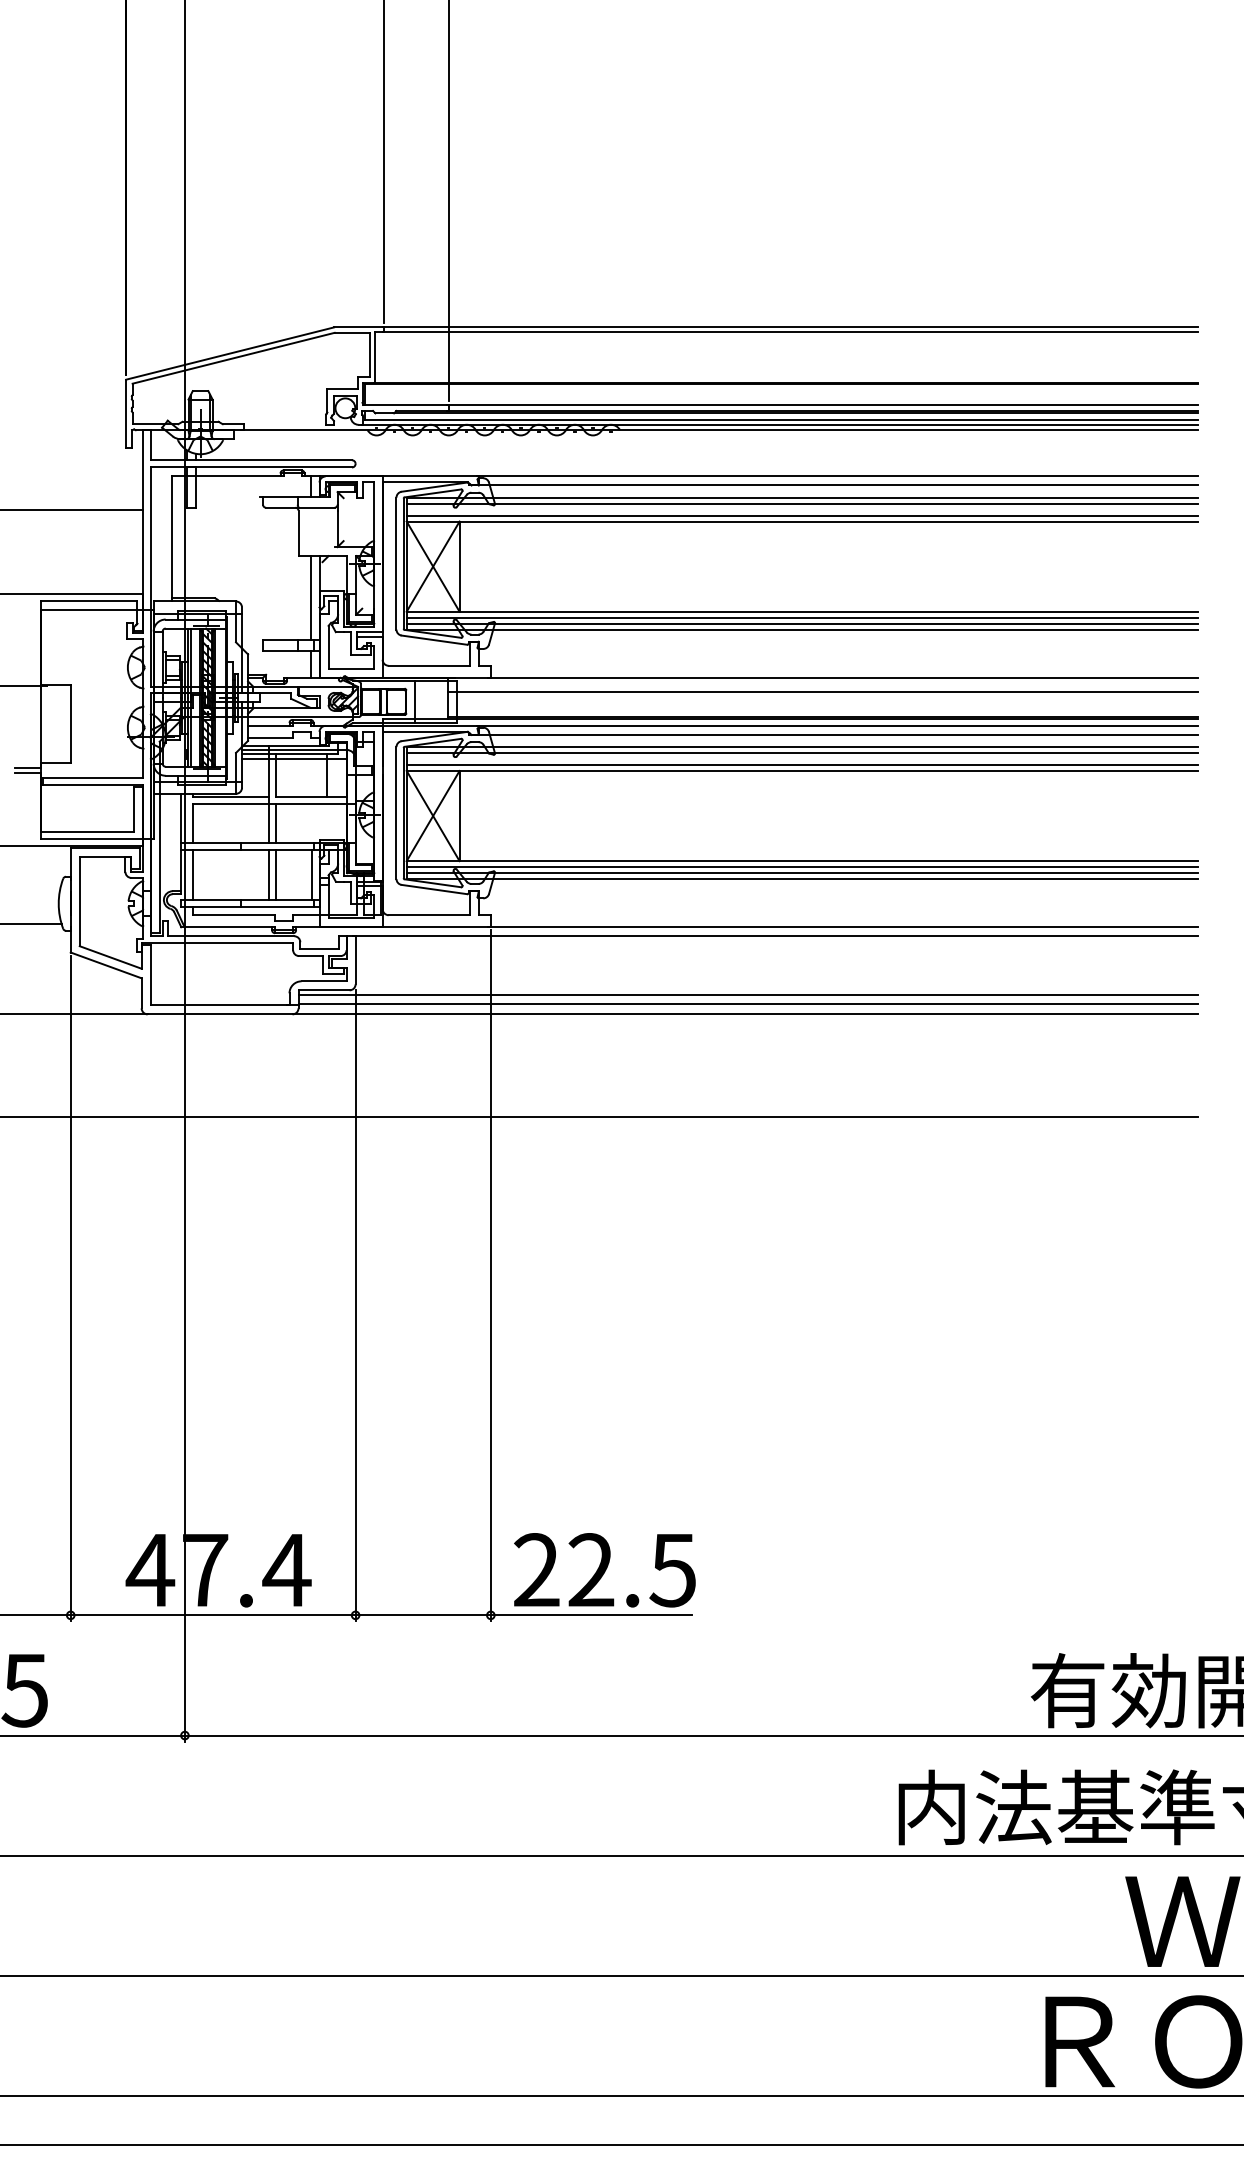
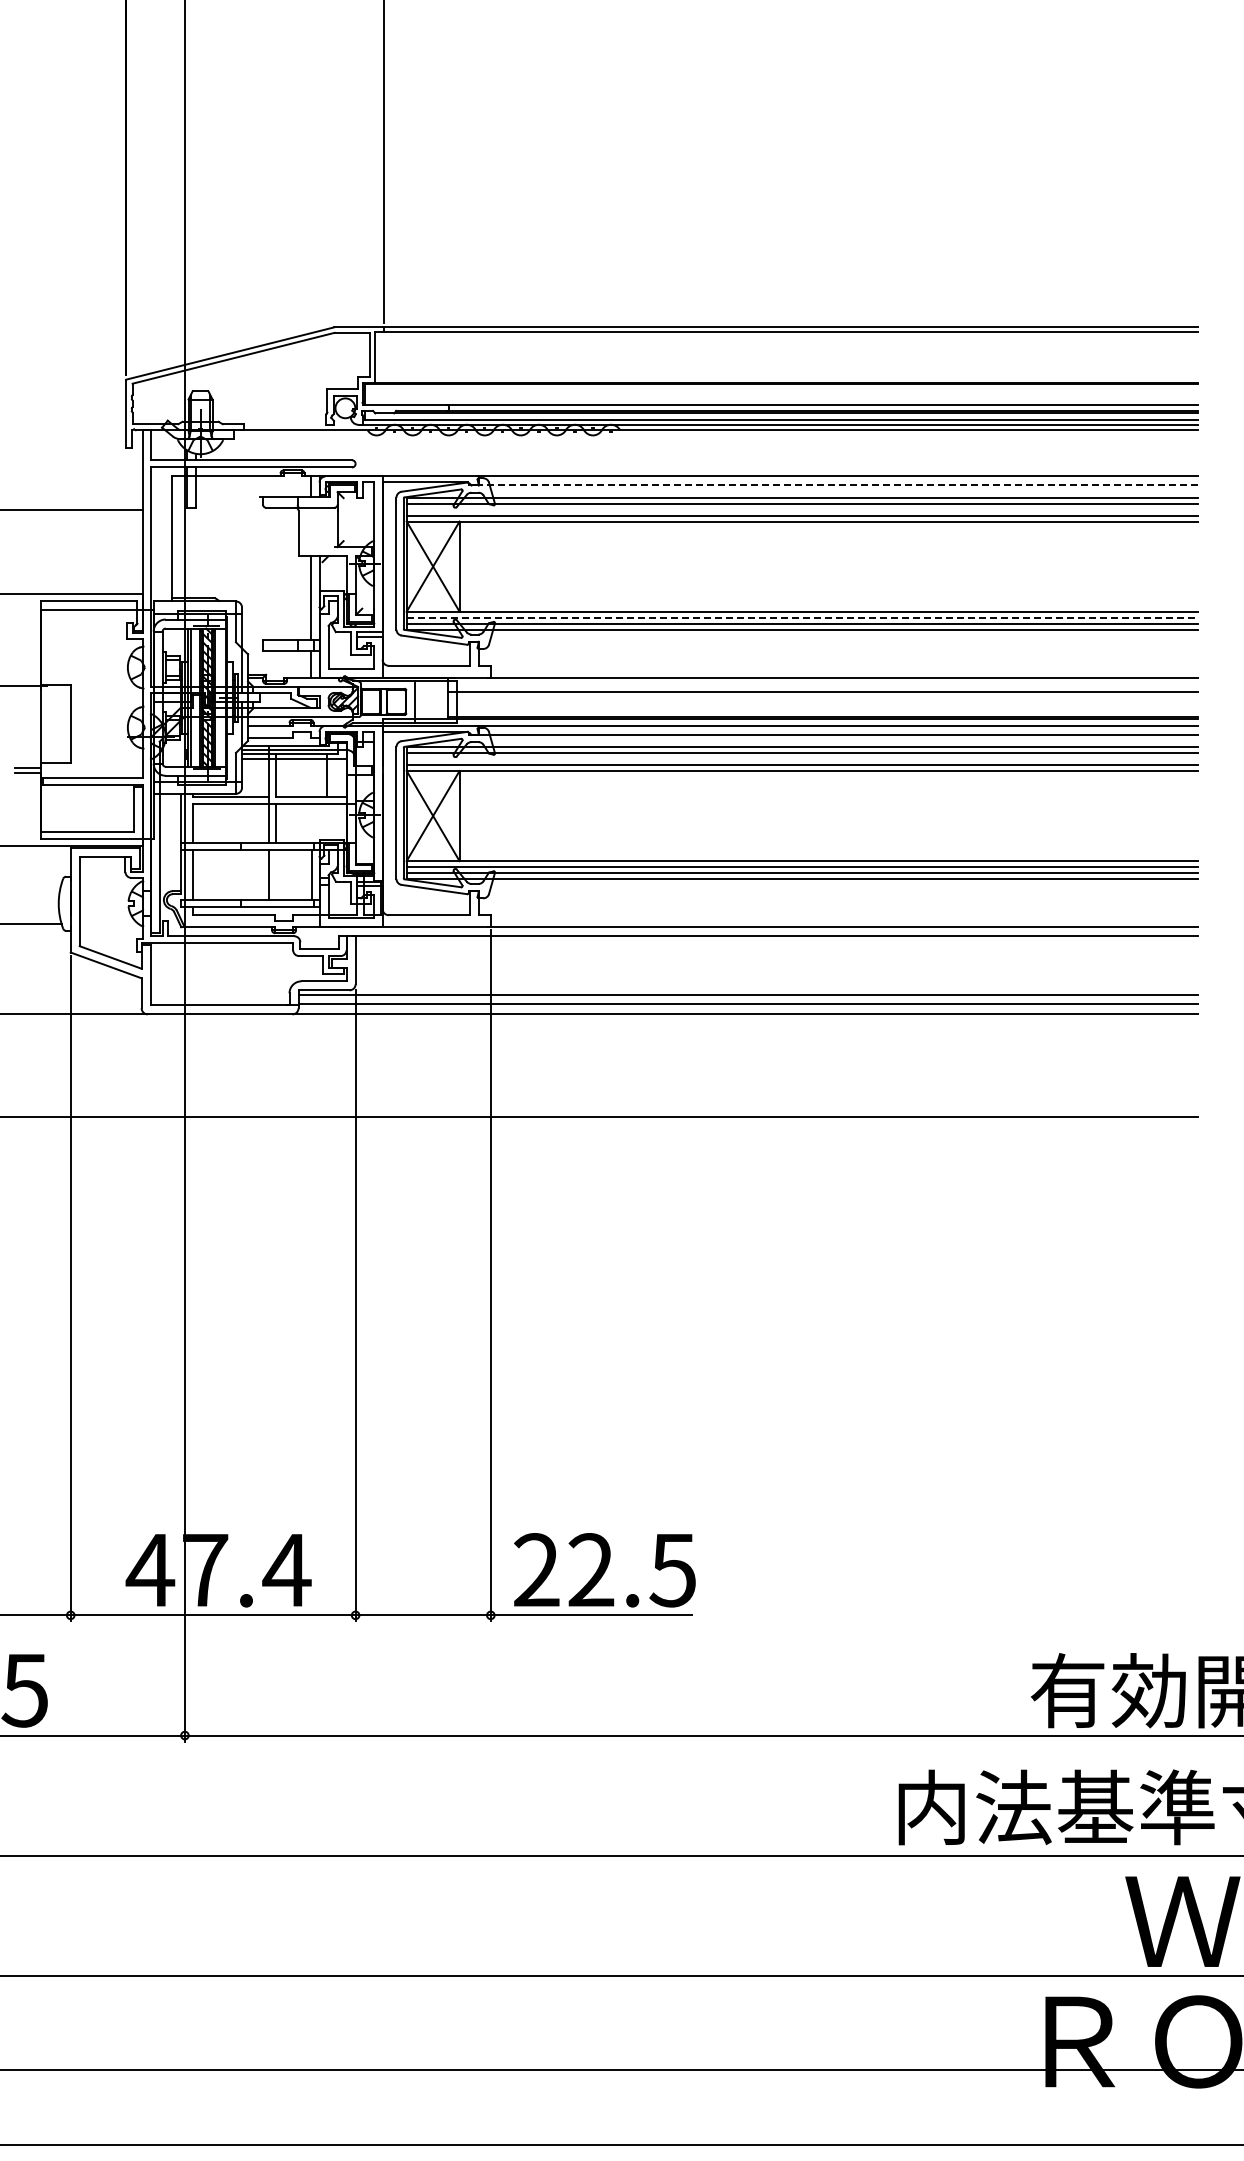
line: present -> none (448, 201)
line: solid -> dashed (836, 485)
line: solid -> dashed (802, 617)
line: present -> none (276, 874)
line position: (621, 2096) -> (621, 2070) (621, 2070)
